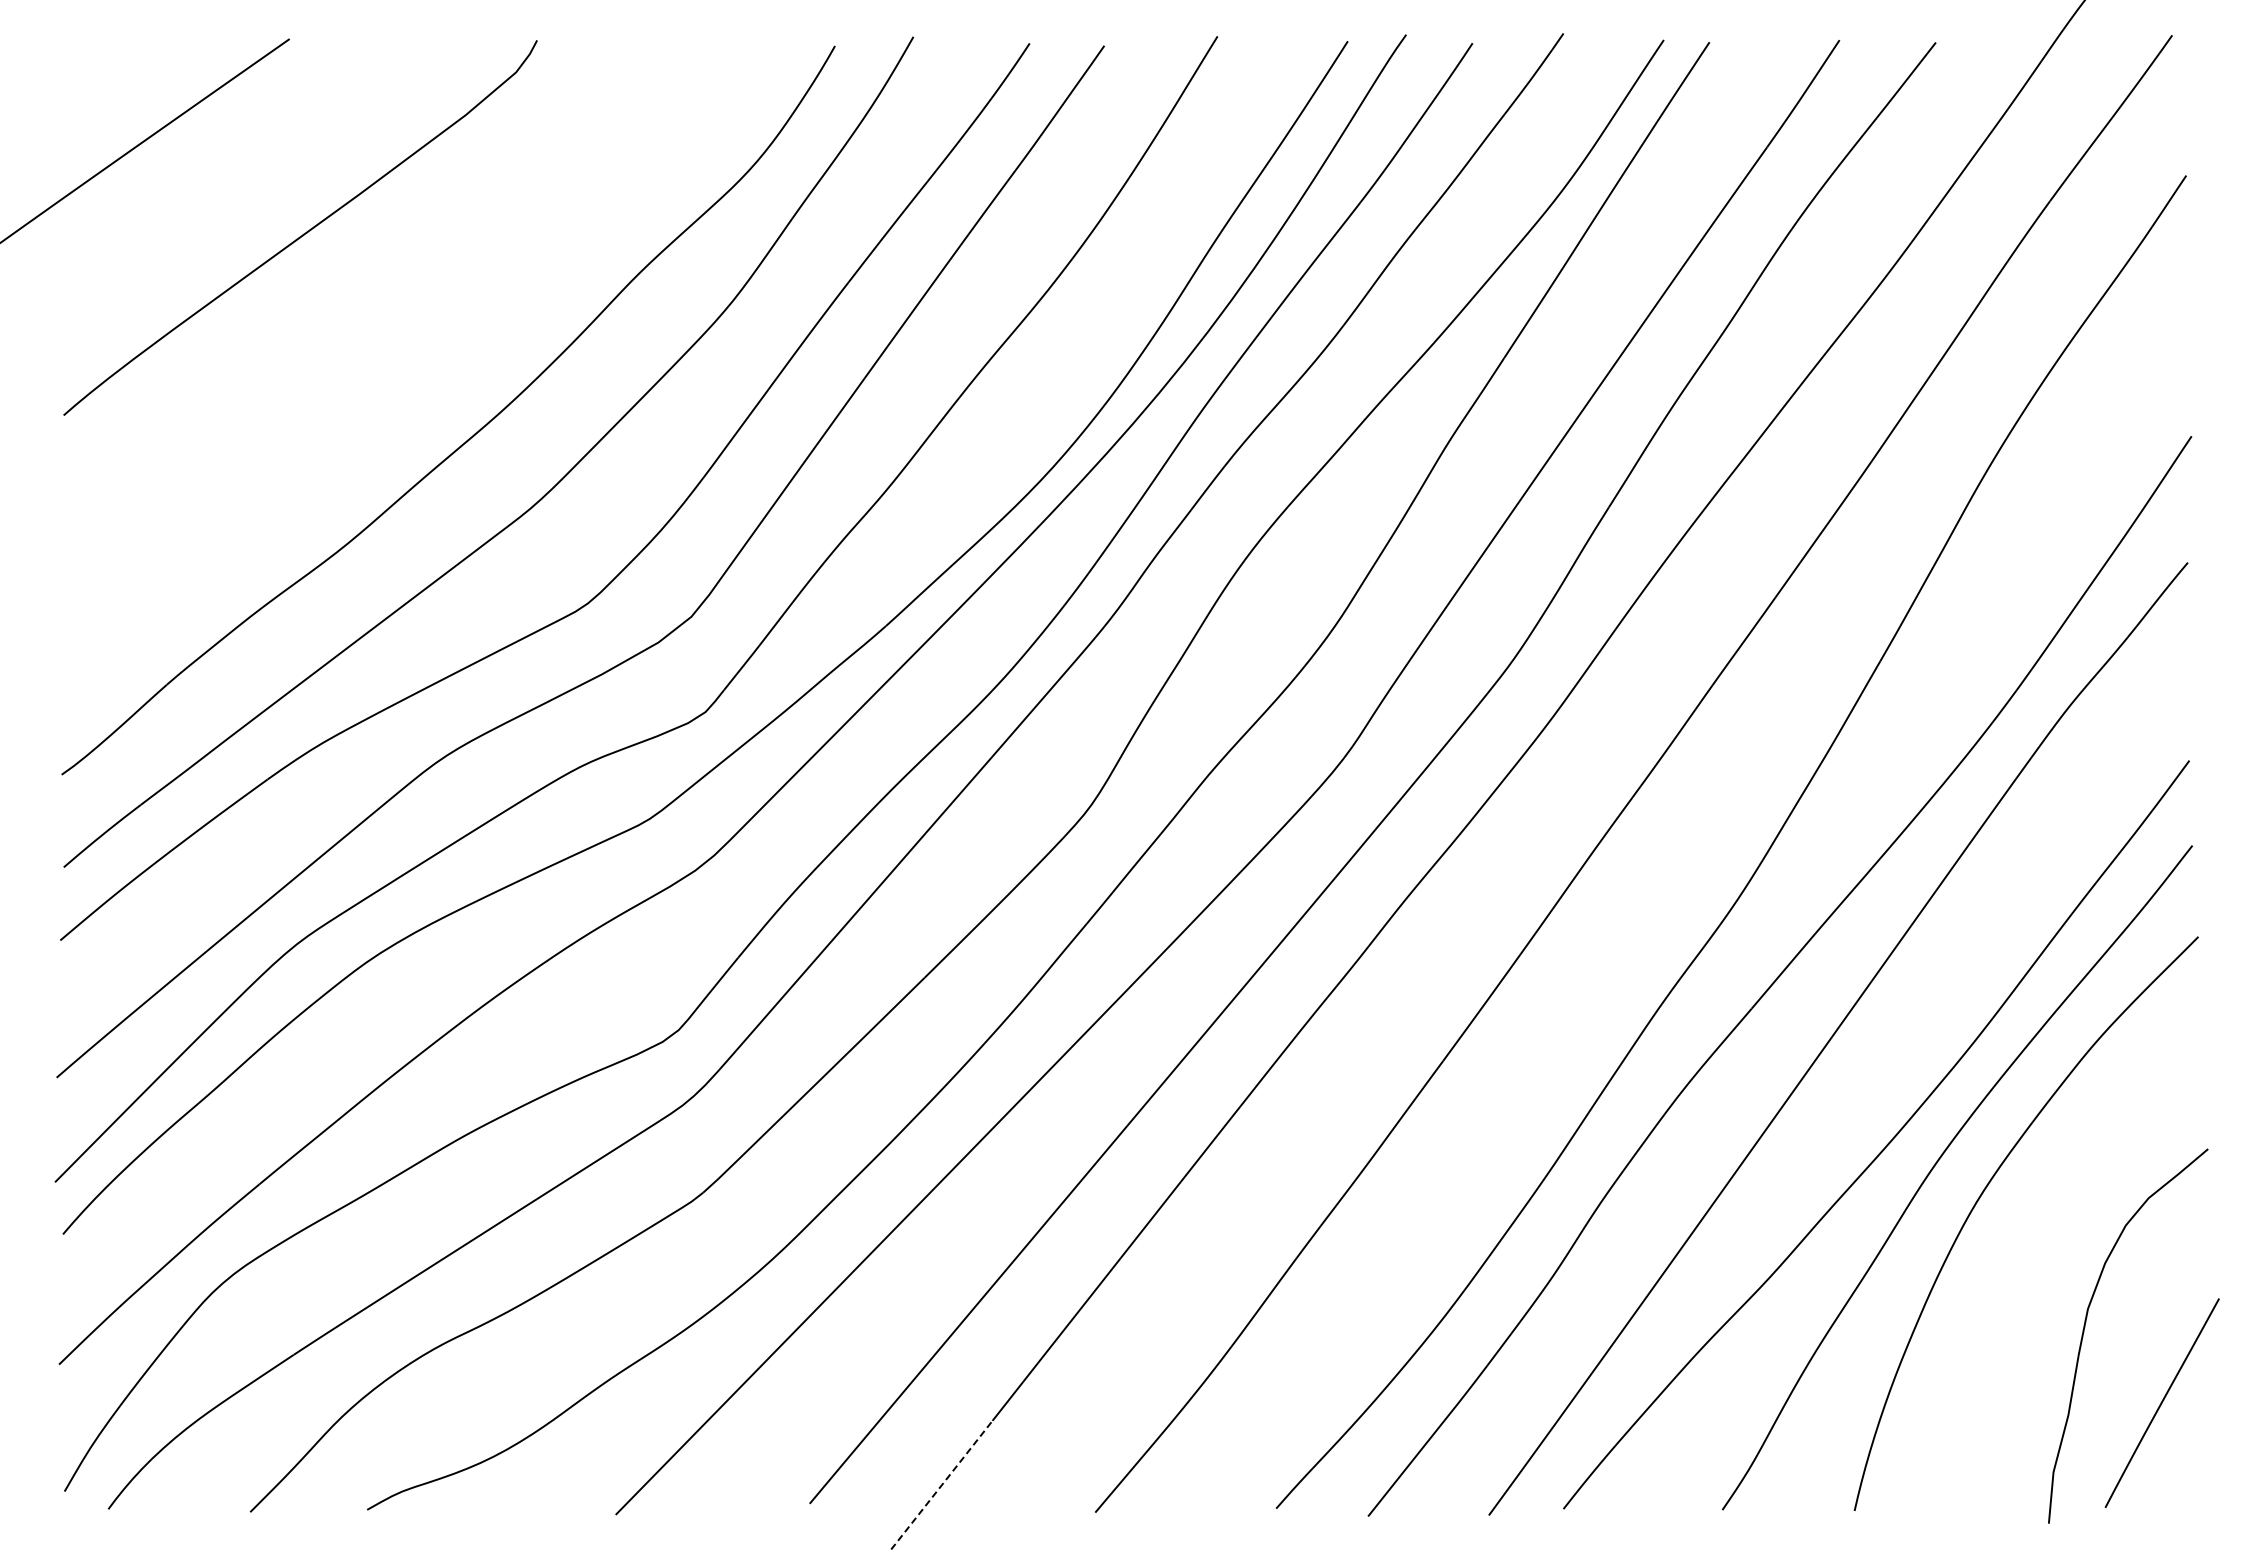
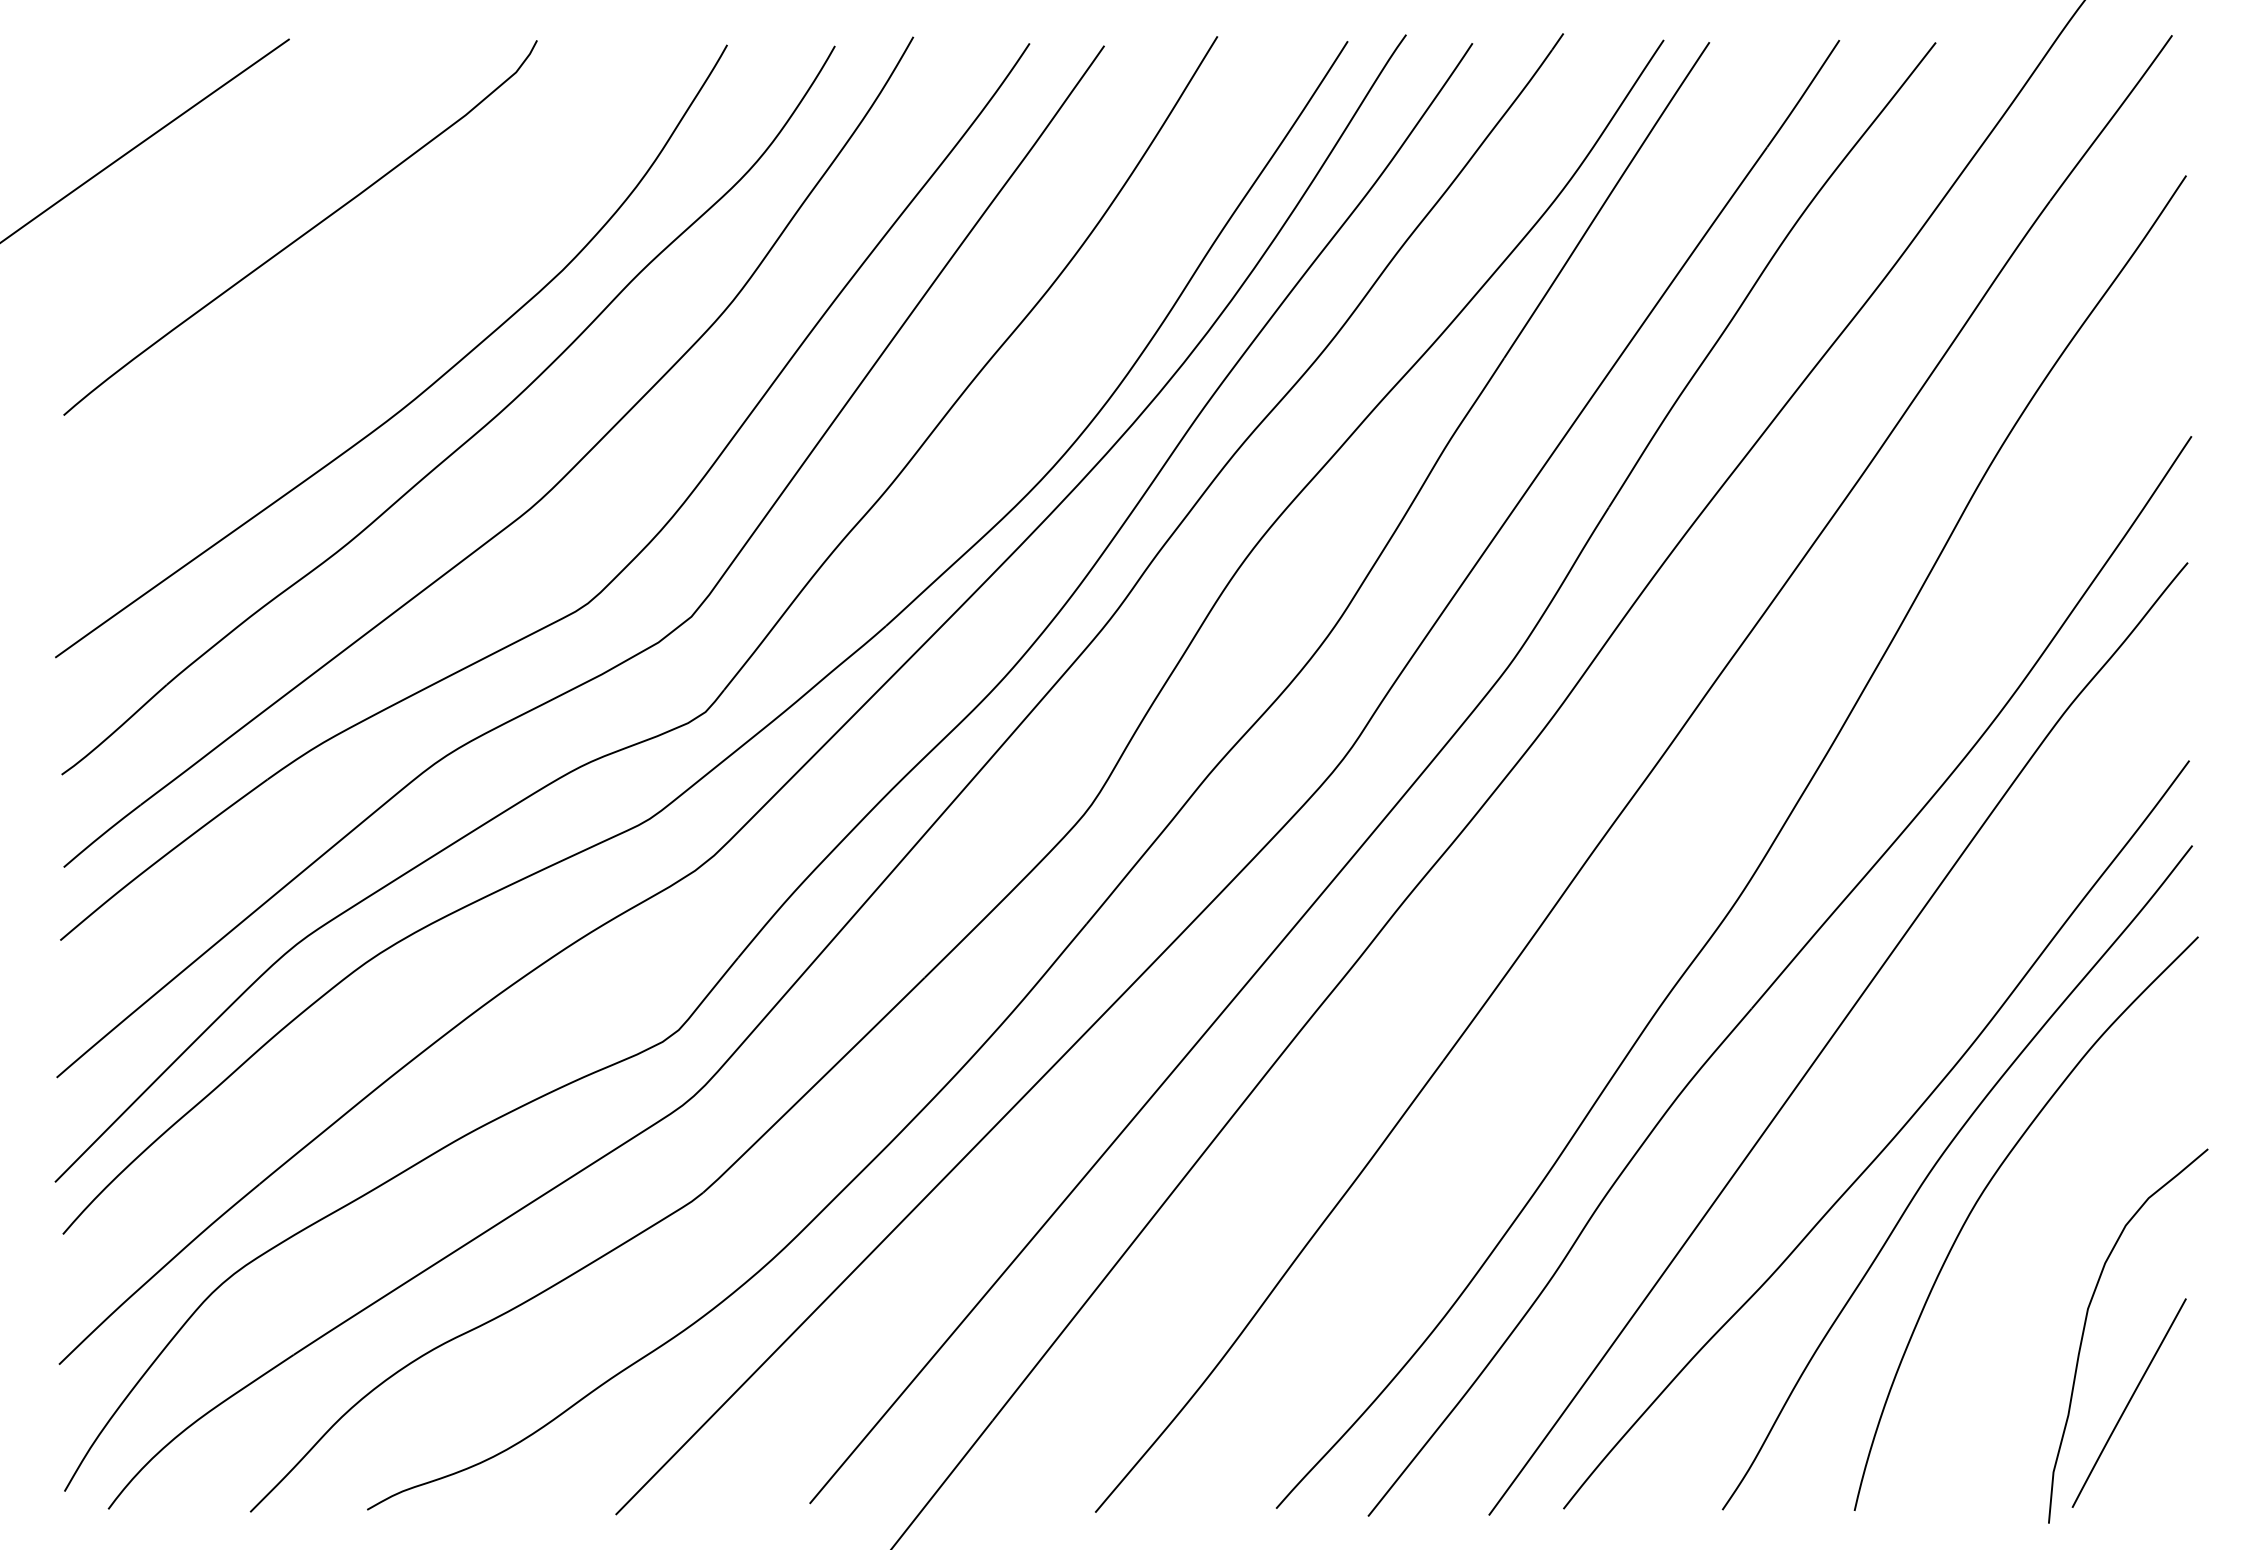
curve: none -> present (423, 390)
curve position: (2161, 1402) -> (2128, 1402) (2128, 1402)
line: dashed -> solid (941, 1485)
